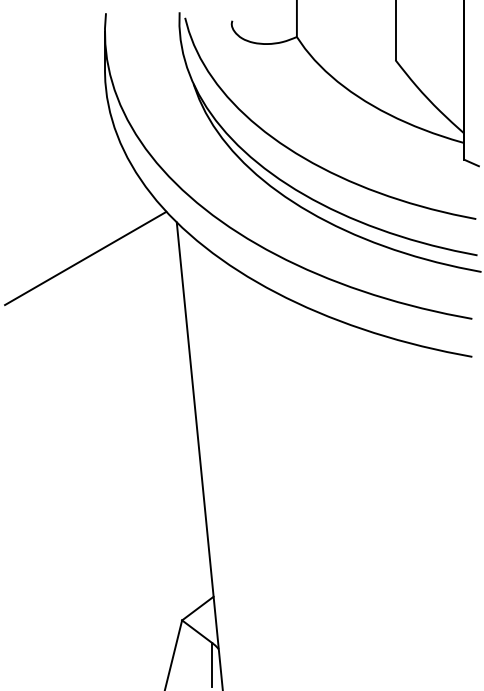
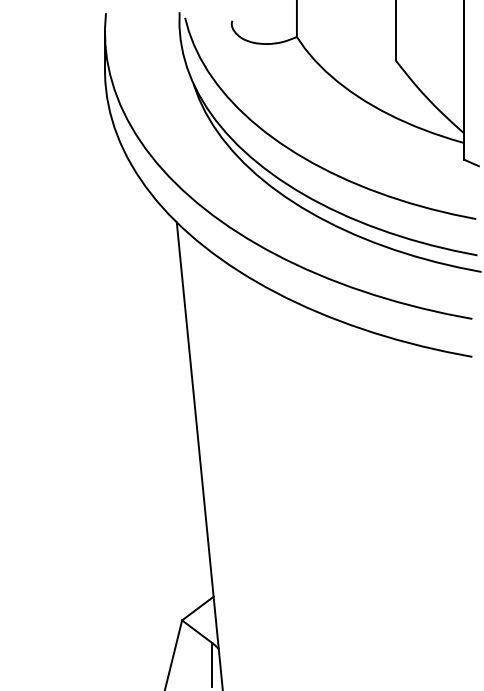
line: present -> none (85, 258)
